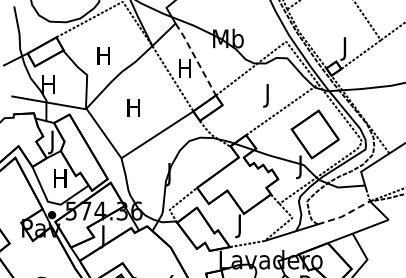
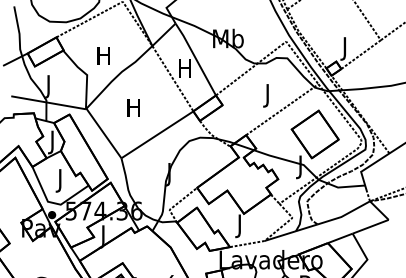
line: dashed -> solid (196, 59)
text: H -> J (48, 86)
text: H -> J (60, 180)
line: dashed -> solid (344, 215)
